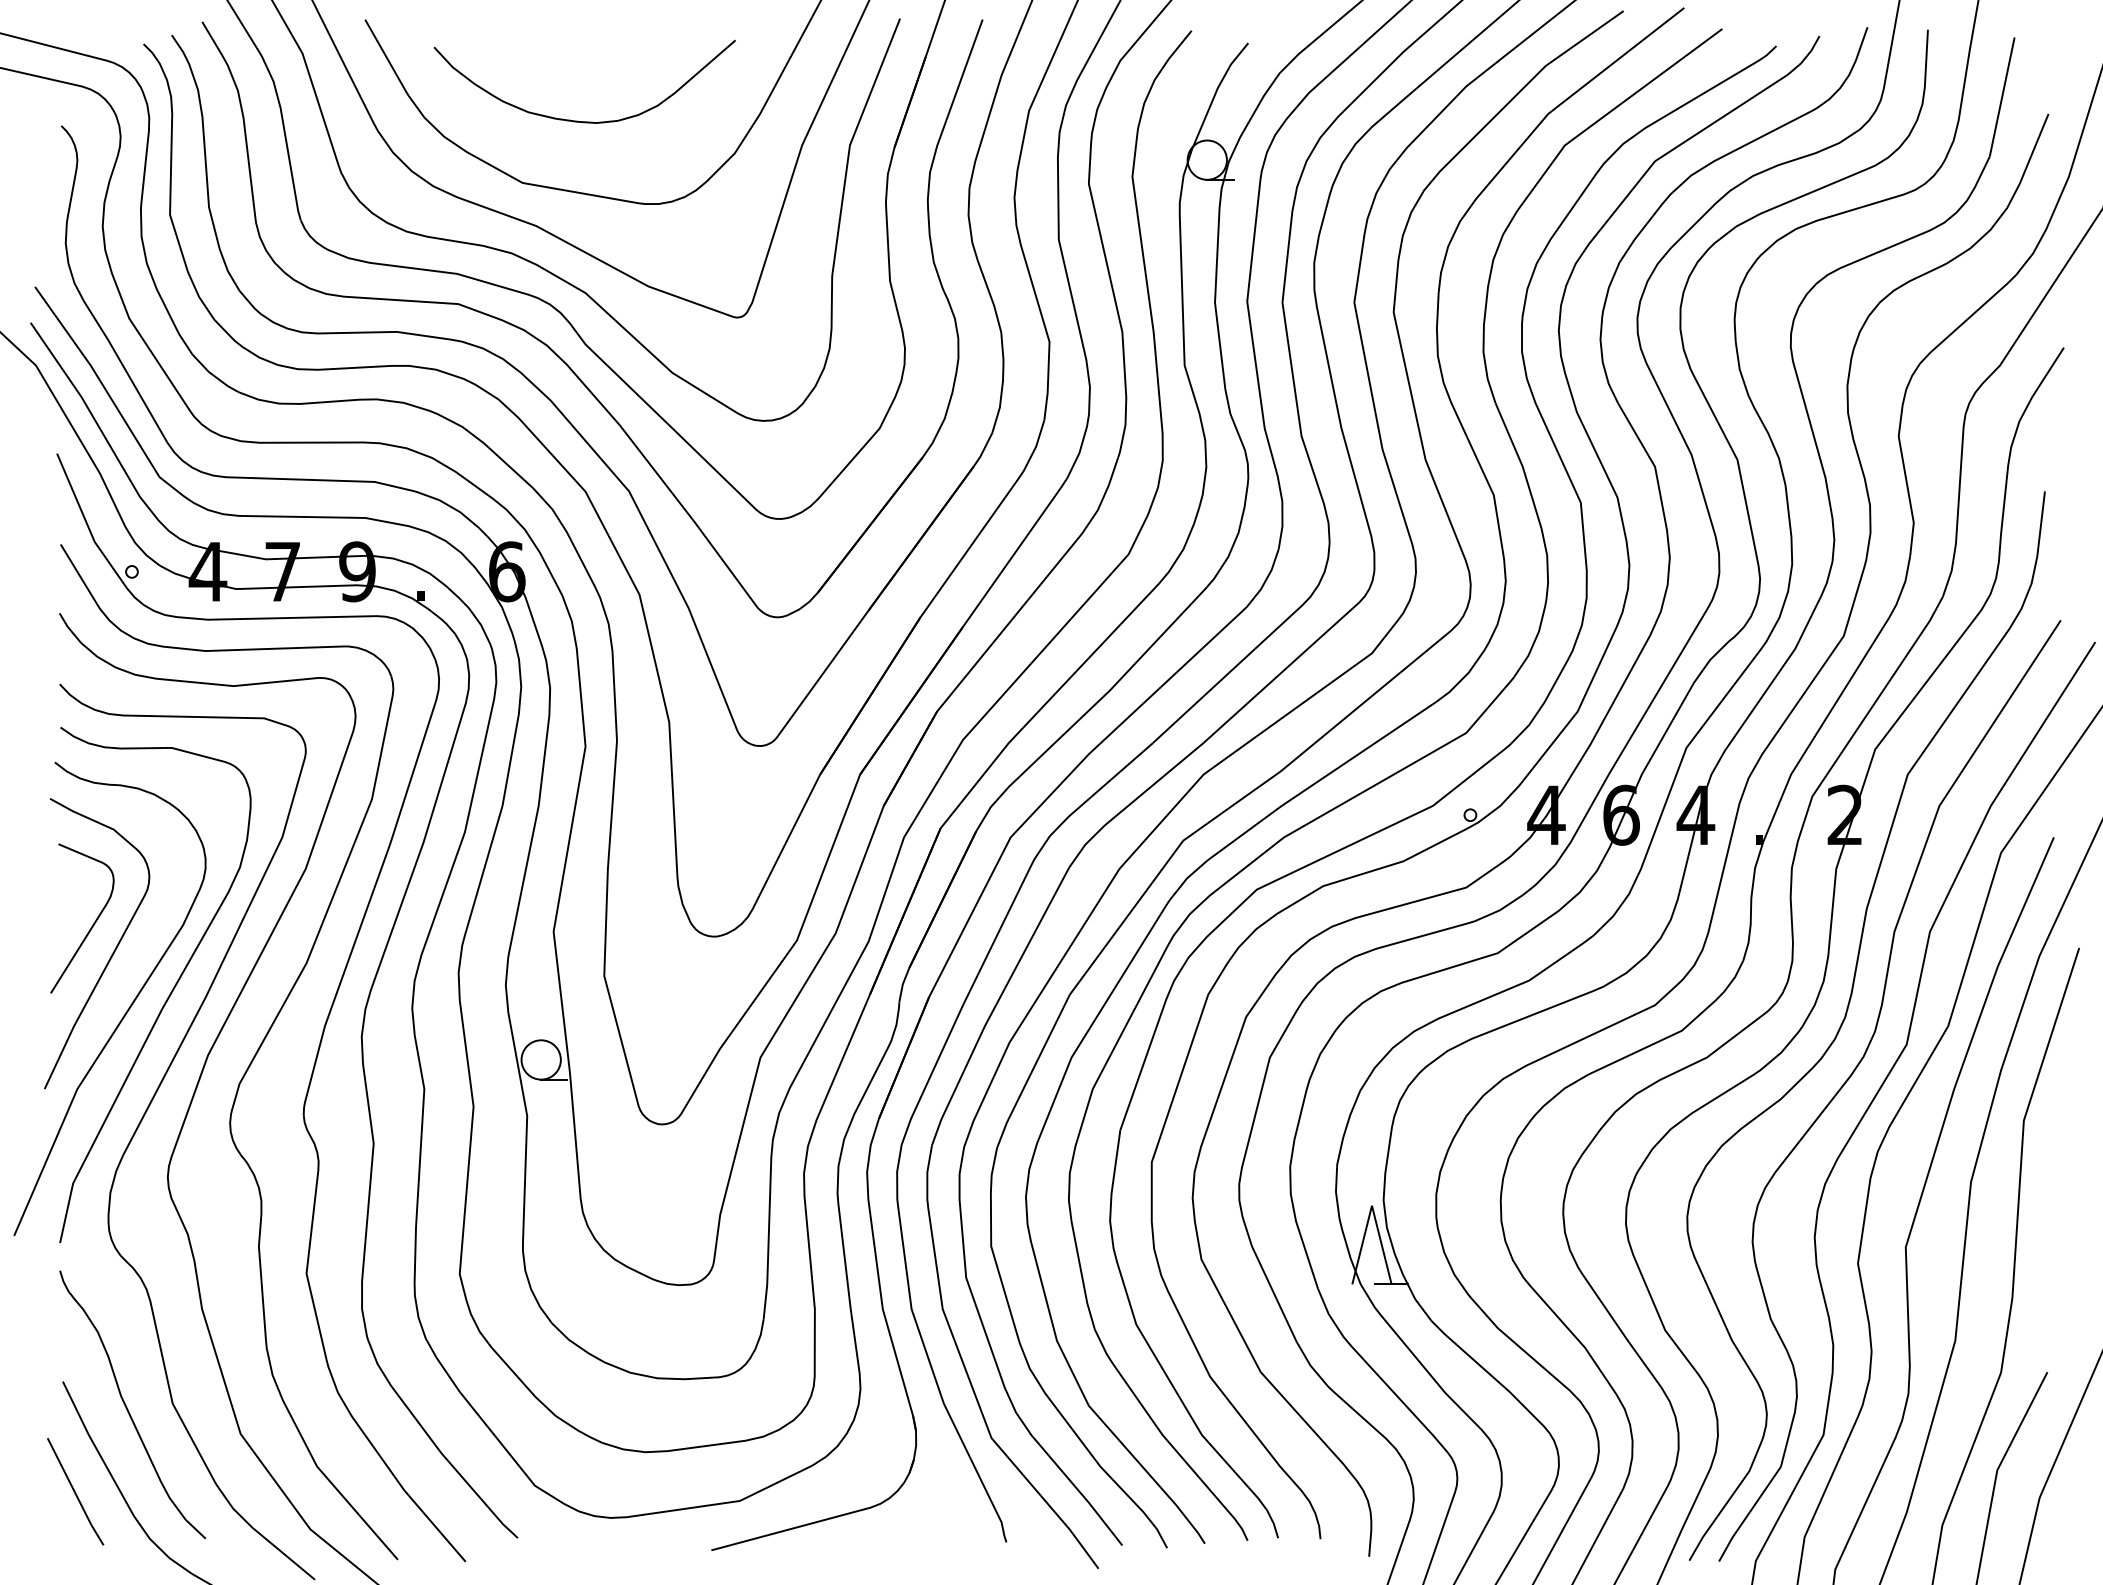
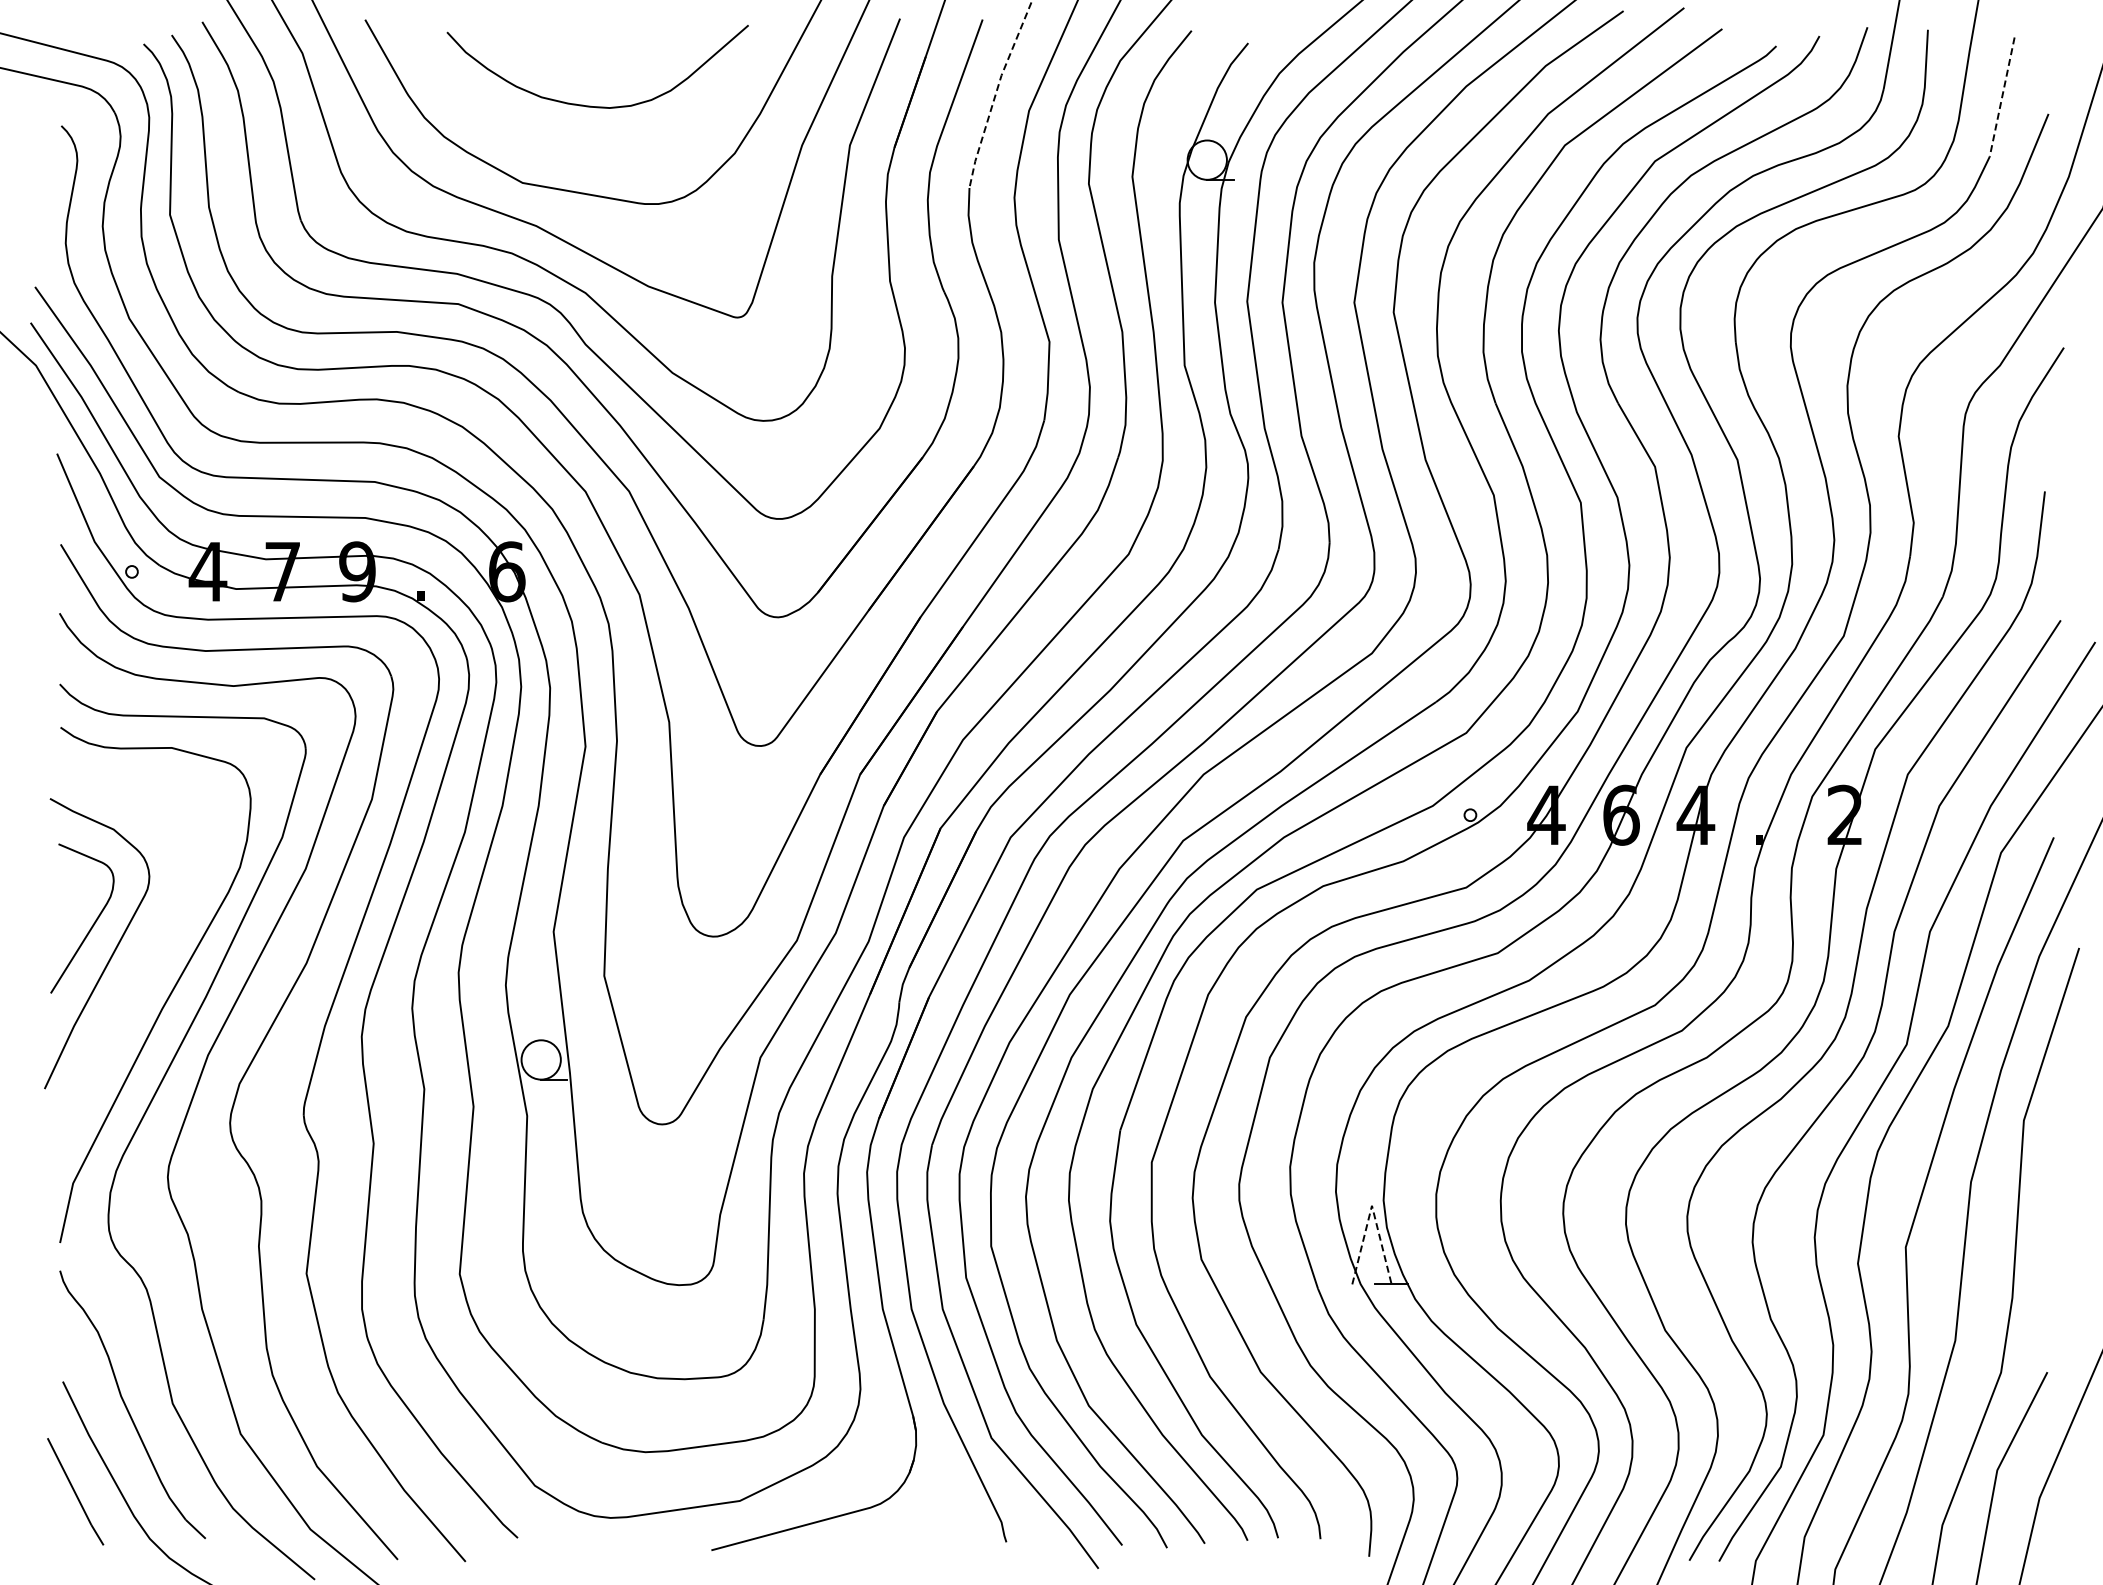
line: solid -> dashed (996, 93)
line: solid -> dashed (2002, 97)
curve position: (577, 120) -> (590, 105) (590, 105)
curve: present -> none (128, 1007)
line: solid -> dashed (1371, 1205)
